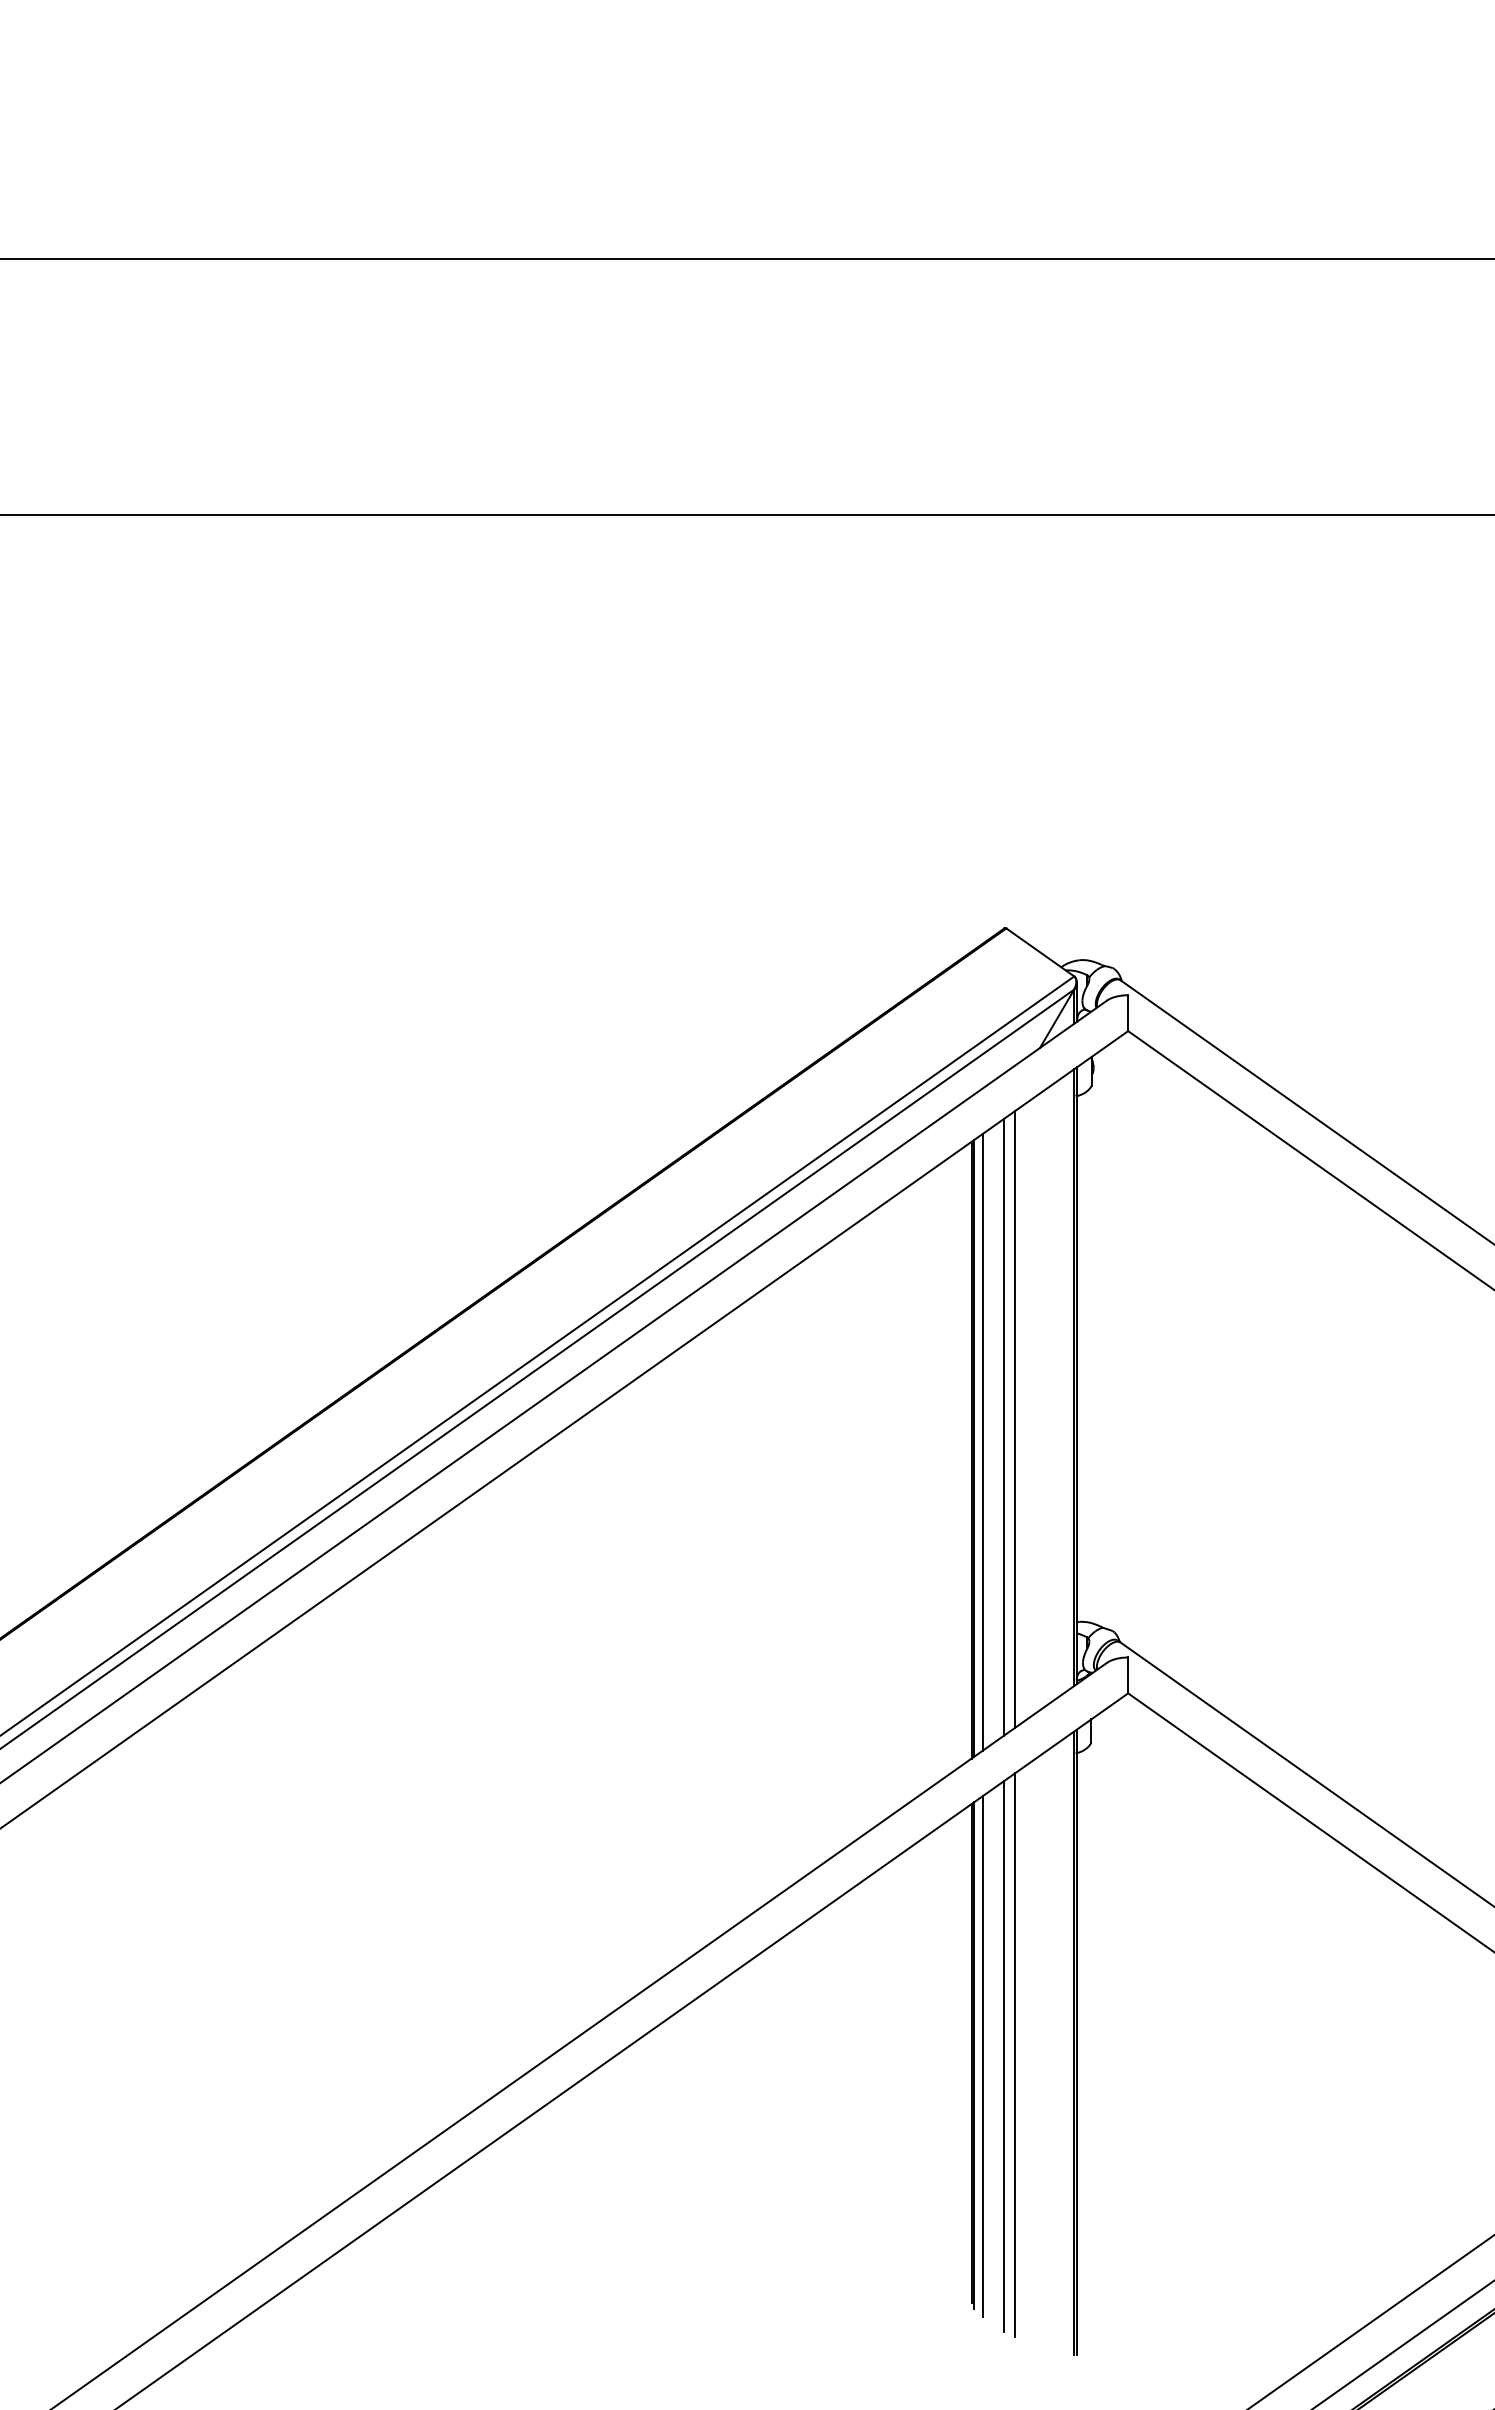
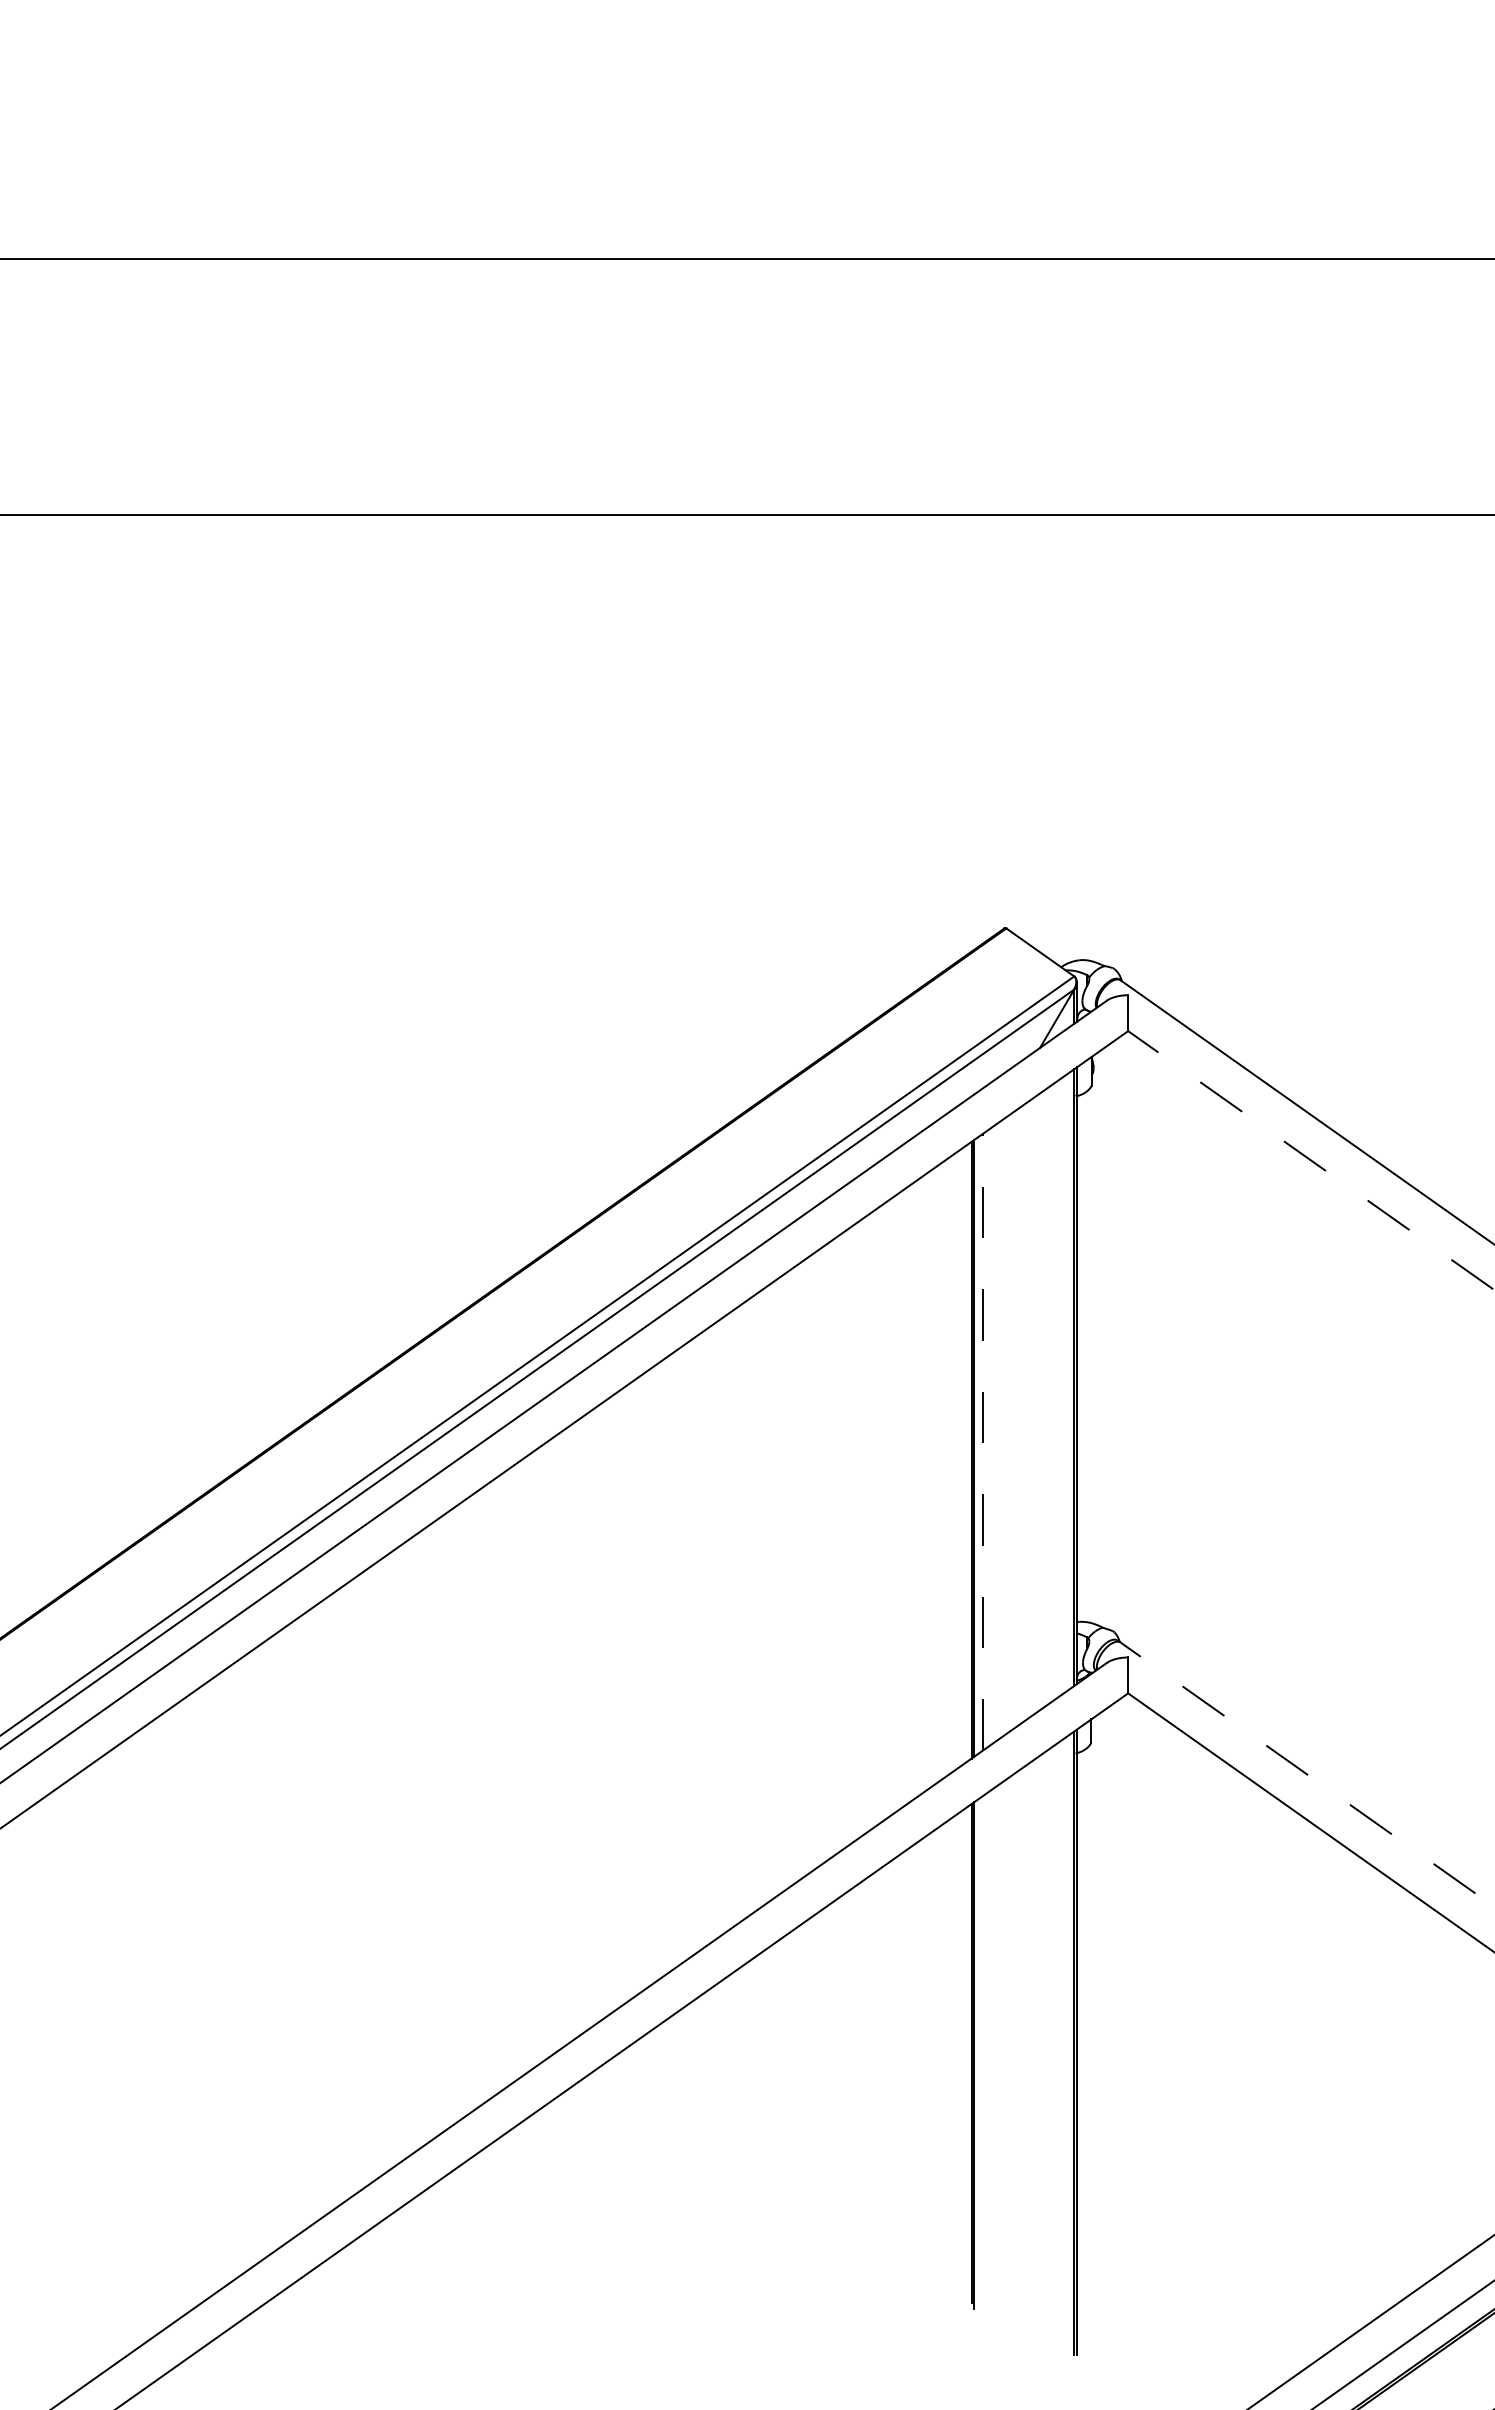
line: solid -> dashed (1311, 1160)
line: present -> none (1014, 1419)
line: present -> none (1004, 1426)
line: solid -> dashed (982, 1441)
line: solid -> dashed (1307, 1774)
line: present -> none (1014, 2055)
line: present -> none (982, 2056)
line: present -> none (1004, 2056)
